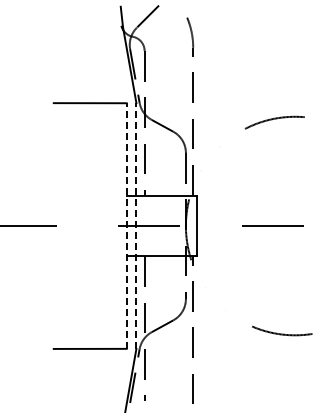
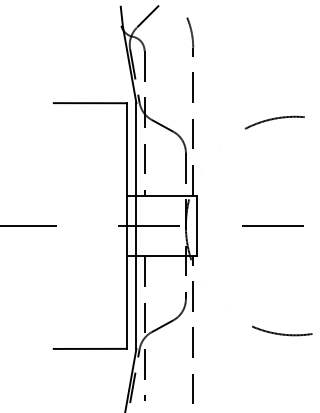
line: dashed -> solid (126, 226)
line: dashed -> solid (136, 226)
